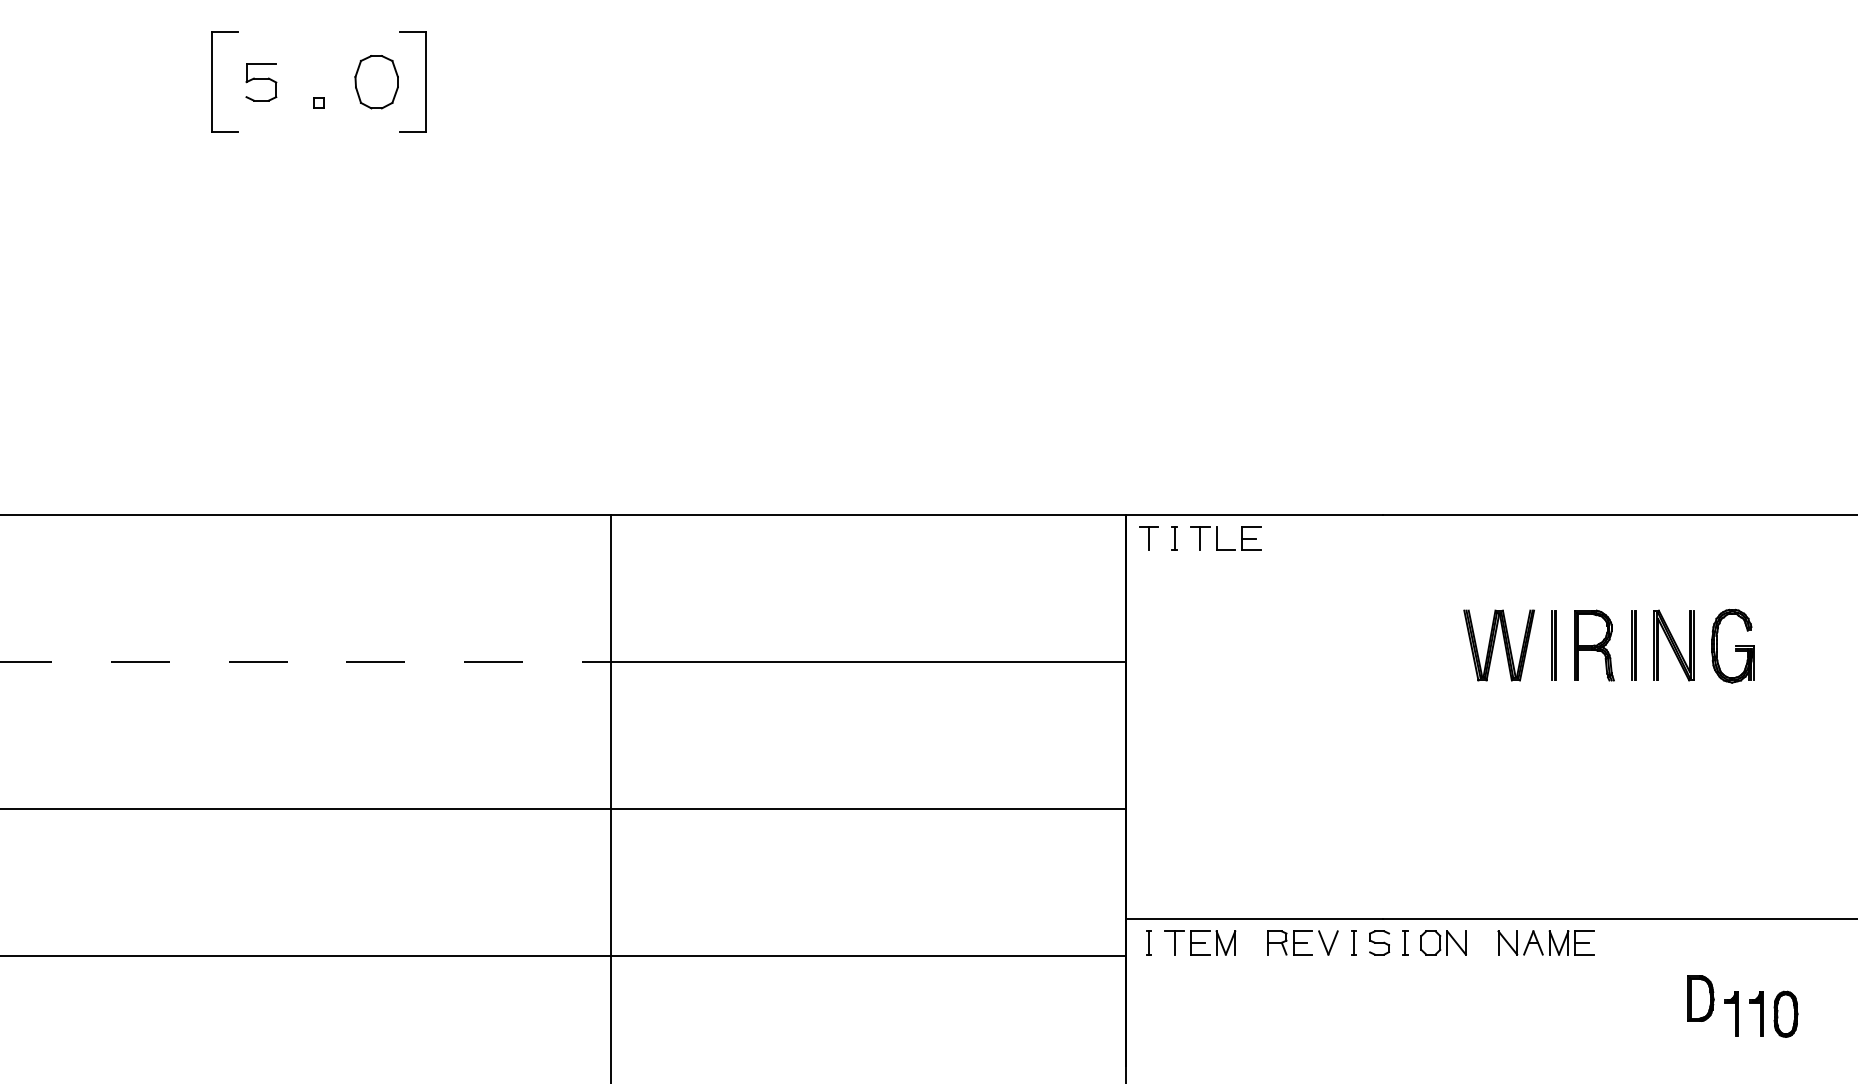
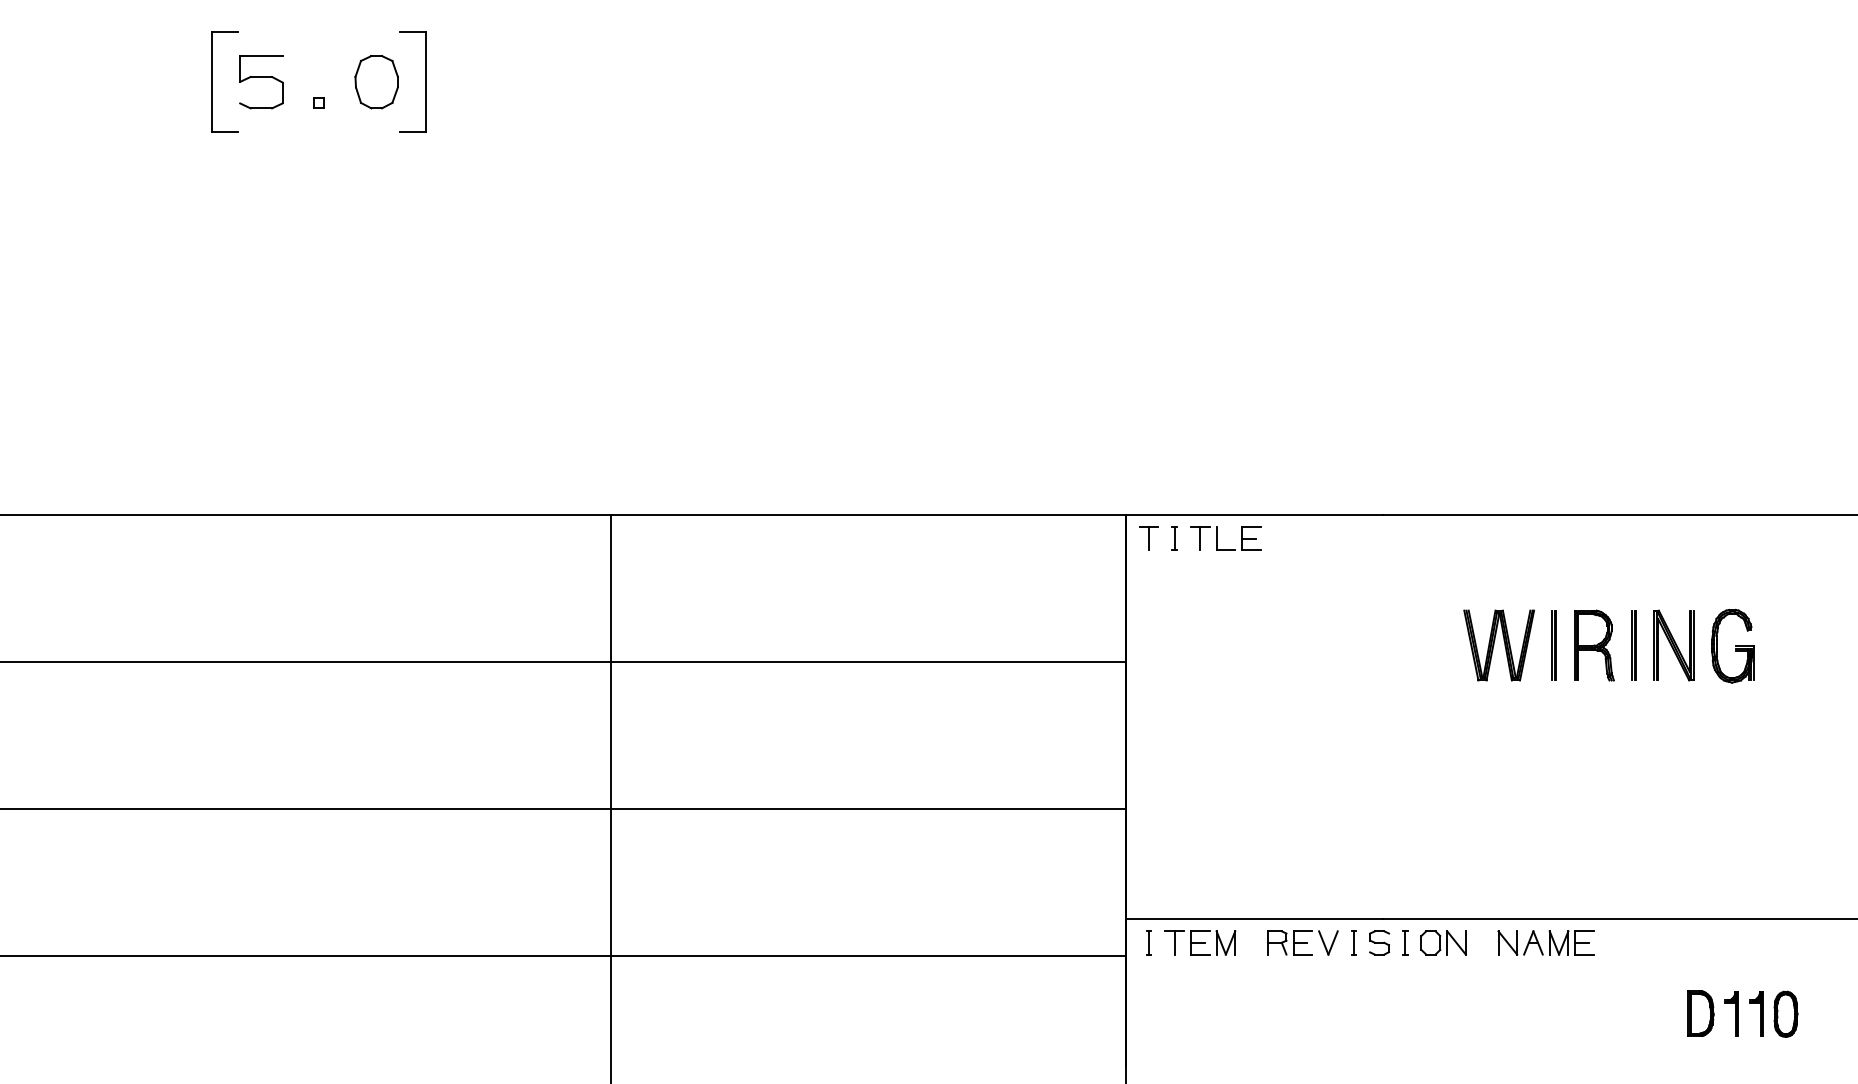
part size: 33x39 px -> 45x55 px (261, 82)
line: dashed -> solid (306, 662)
part position: (1700, 998) -> (1700, 1013) (1700, 1013)
